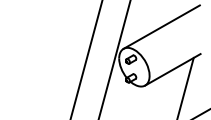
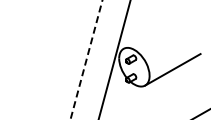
line: present -> none (161, 26)
line: solid -> dashed (86, 59)
line: present -> none (185, 86)
